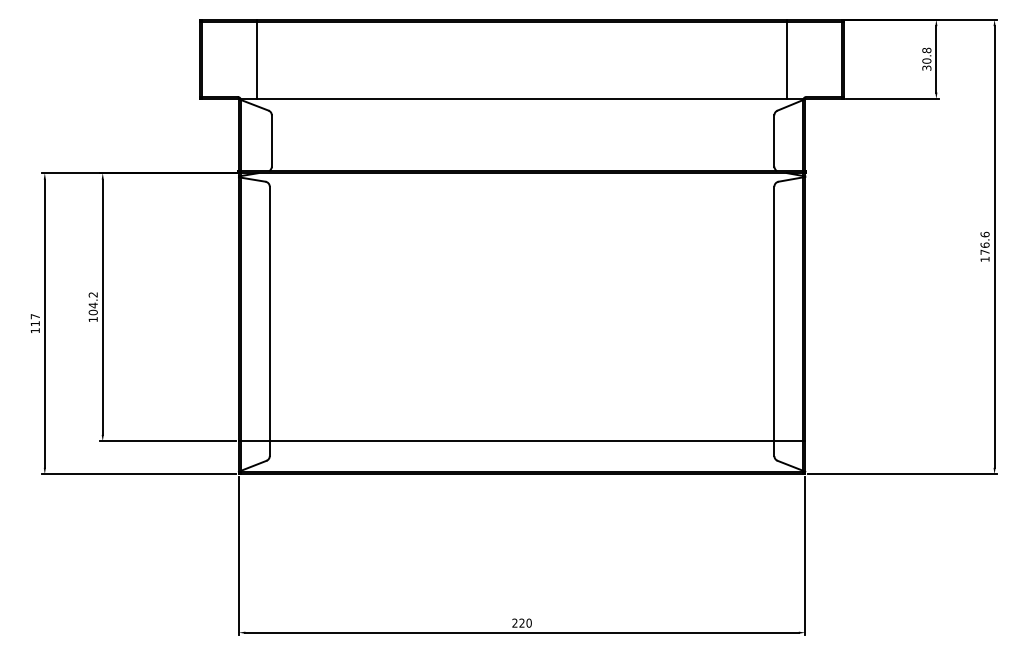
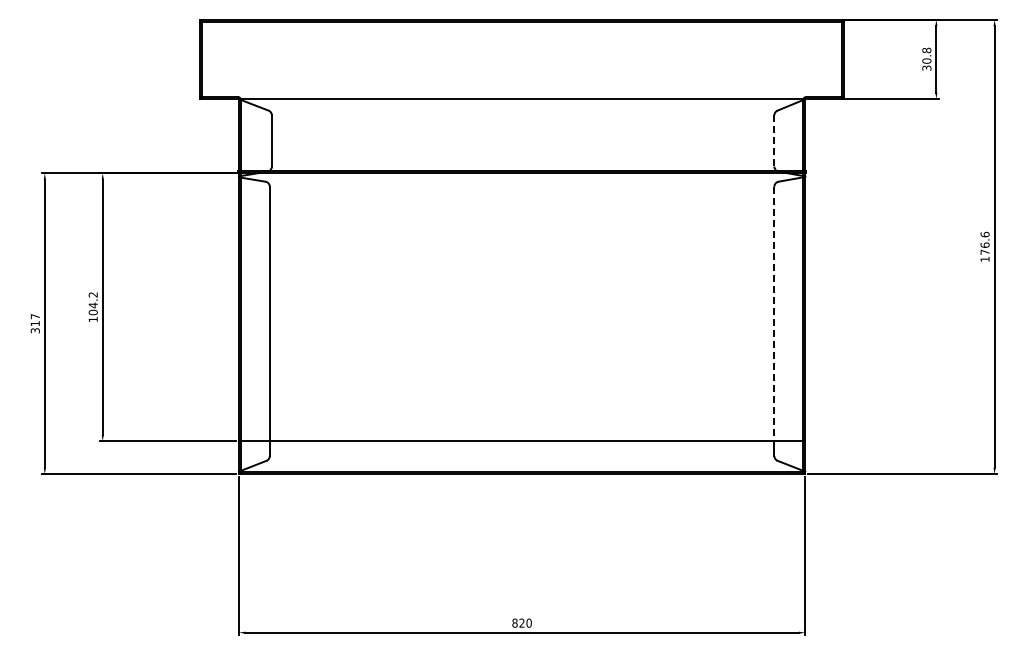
line: present -> none (256, 59)
line: present -> none (787, 59)
line: solid -> dashed (774, 141)
line: solid -> dashed (774, 314)
text: 117 -> 317 (34, 330)
text: 220 -> 820 (514, 622)
